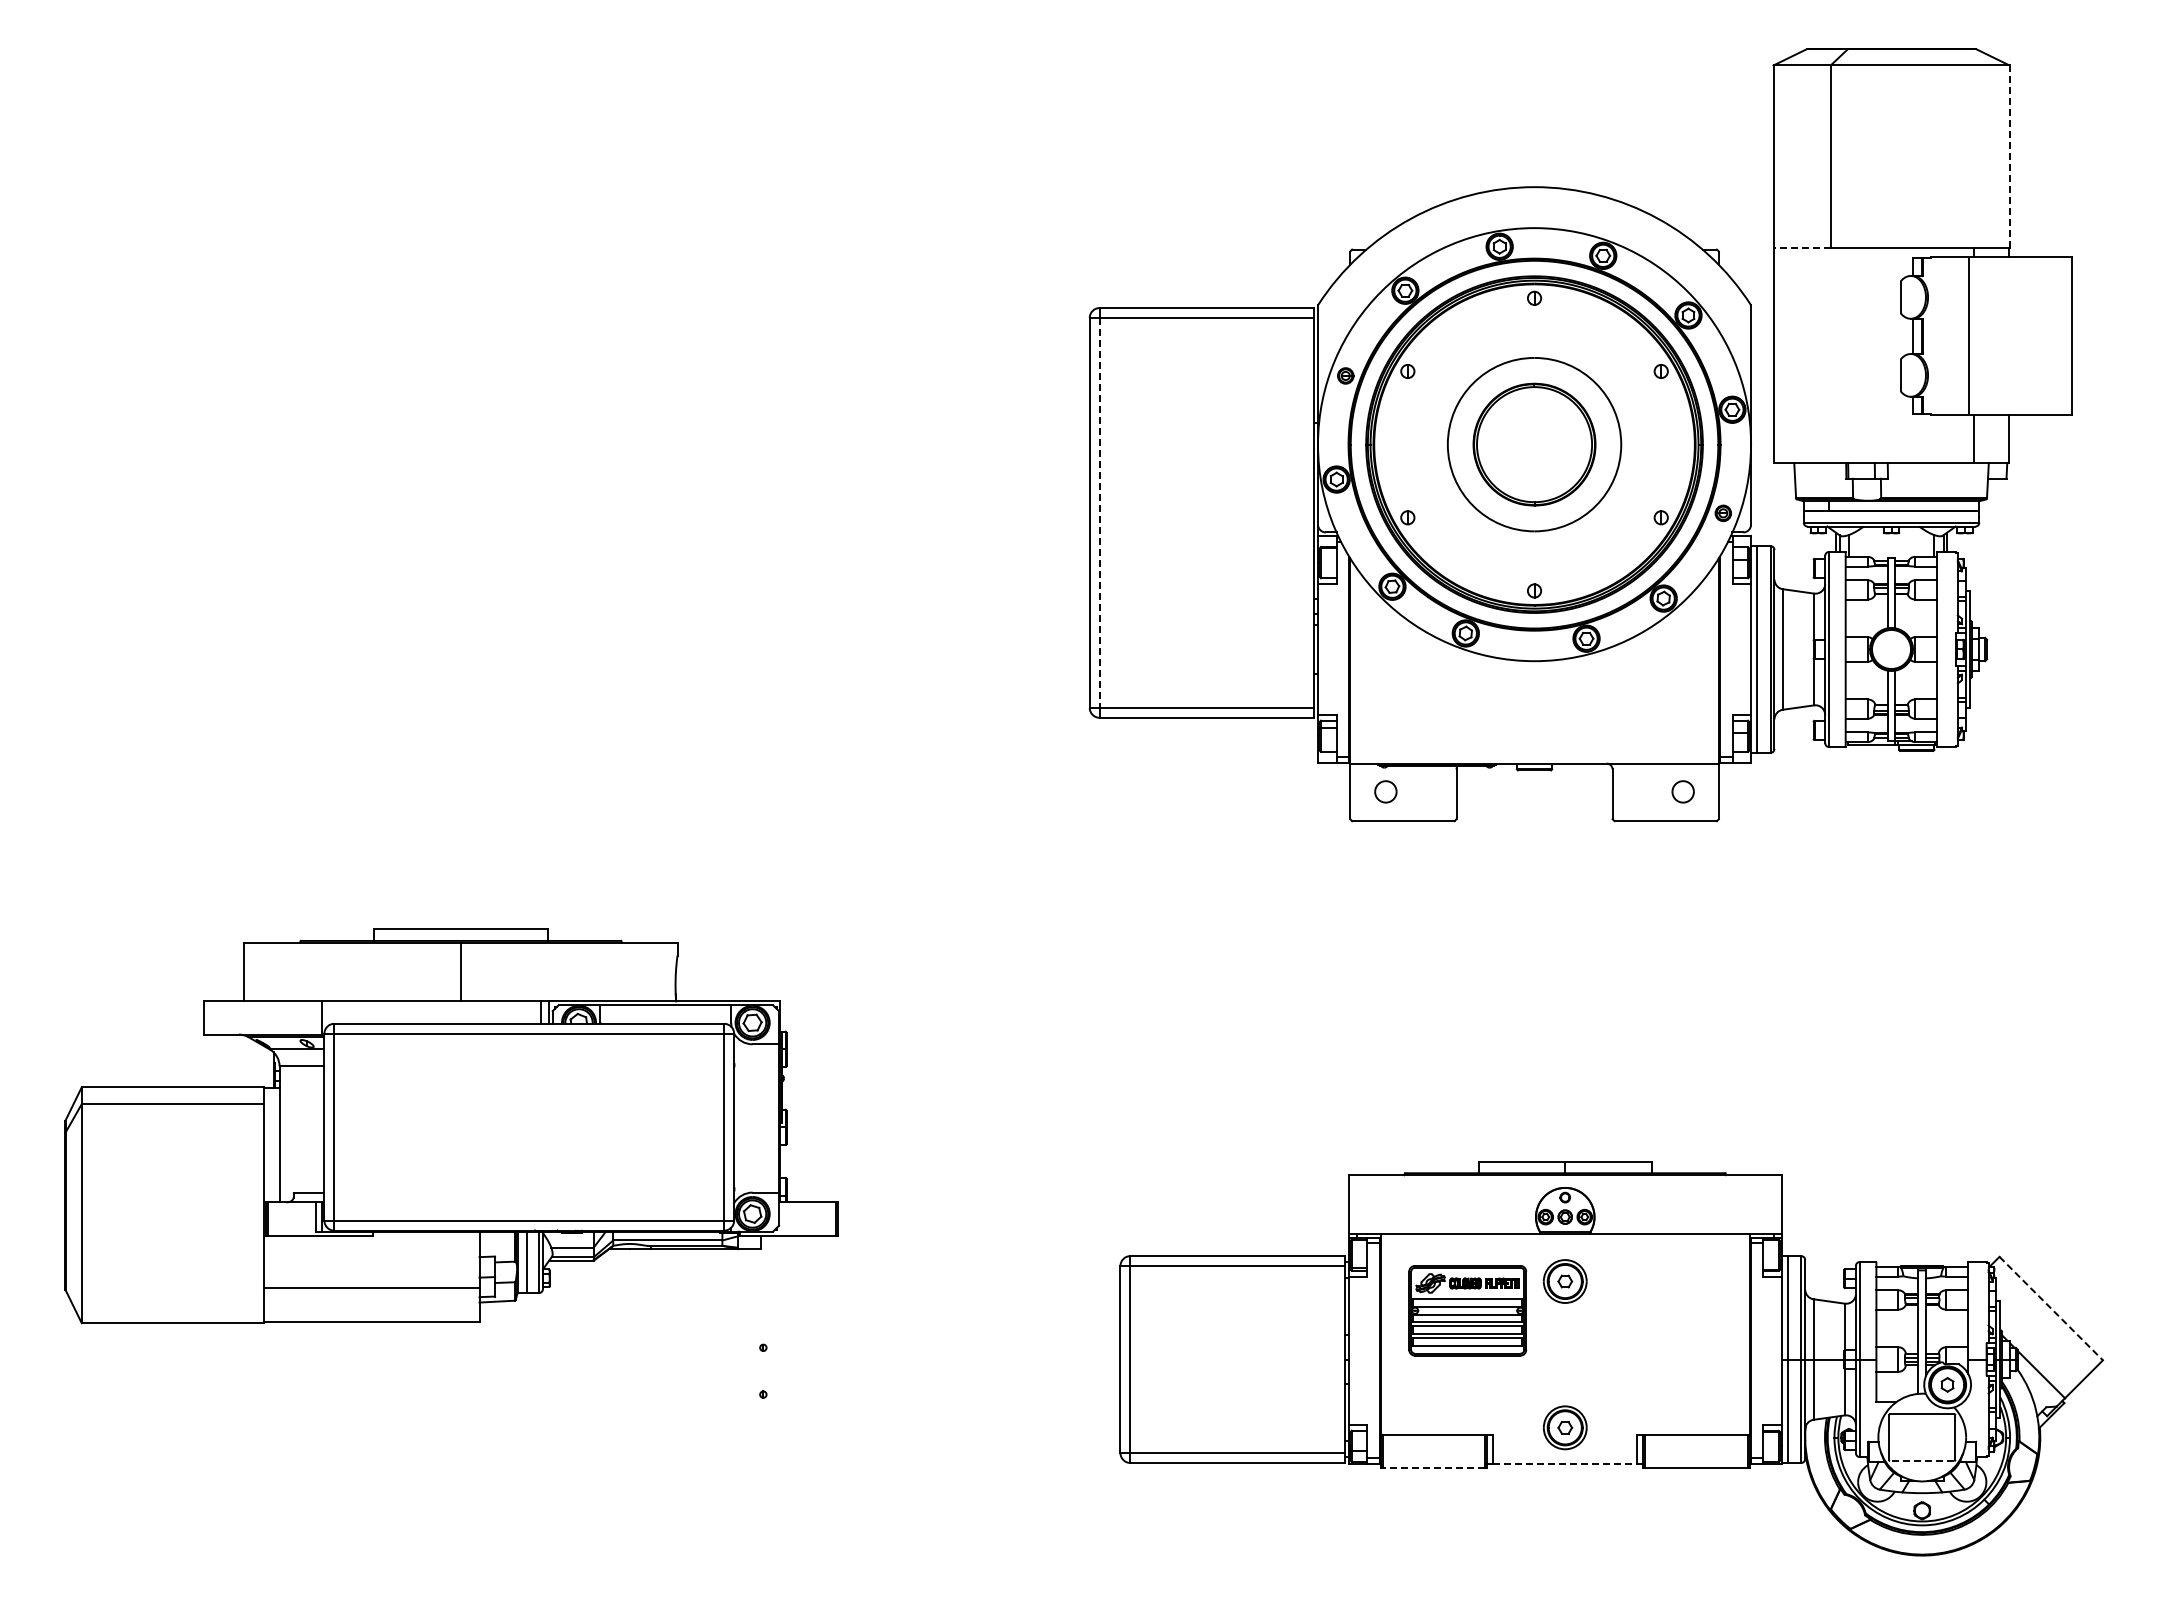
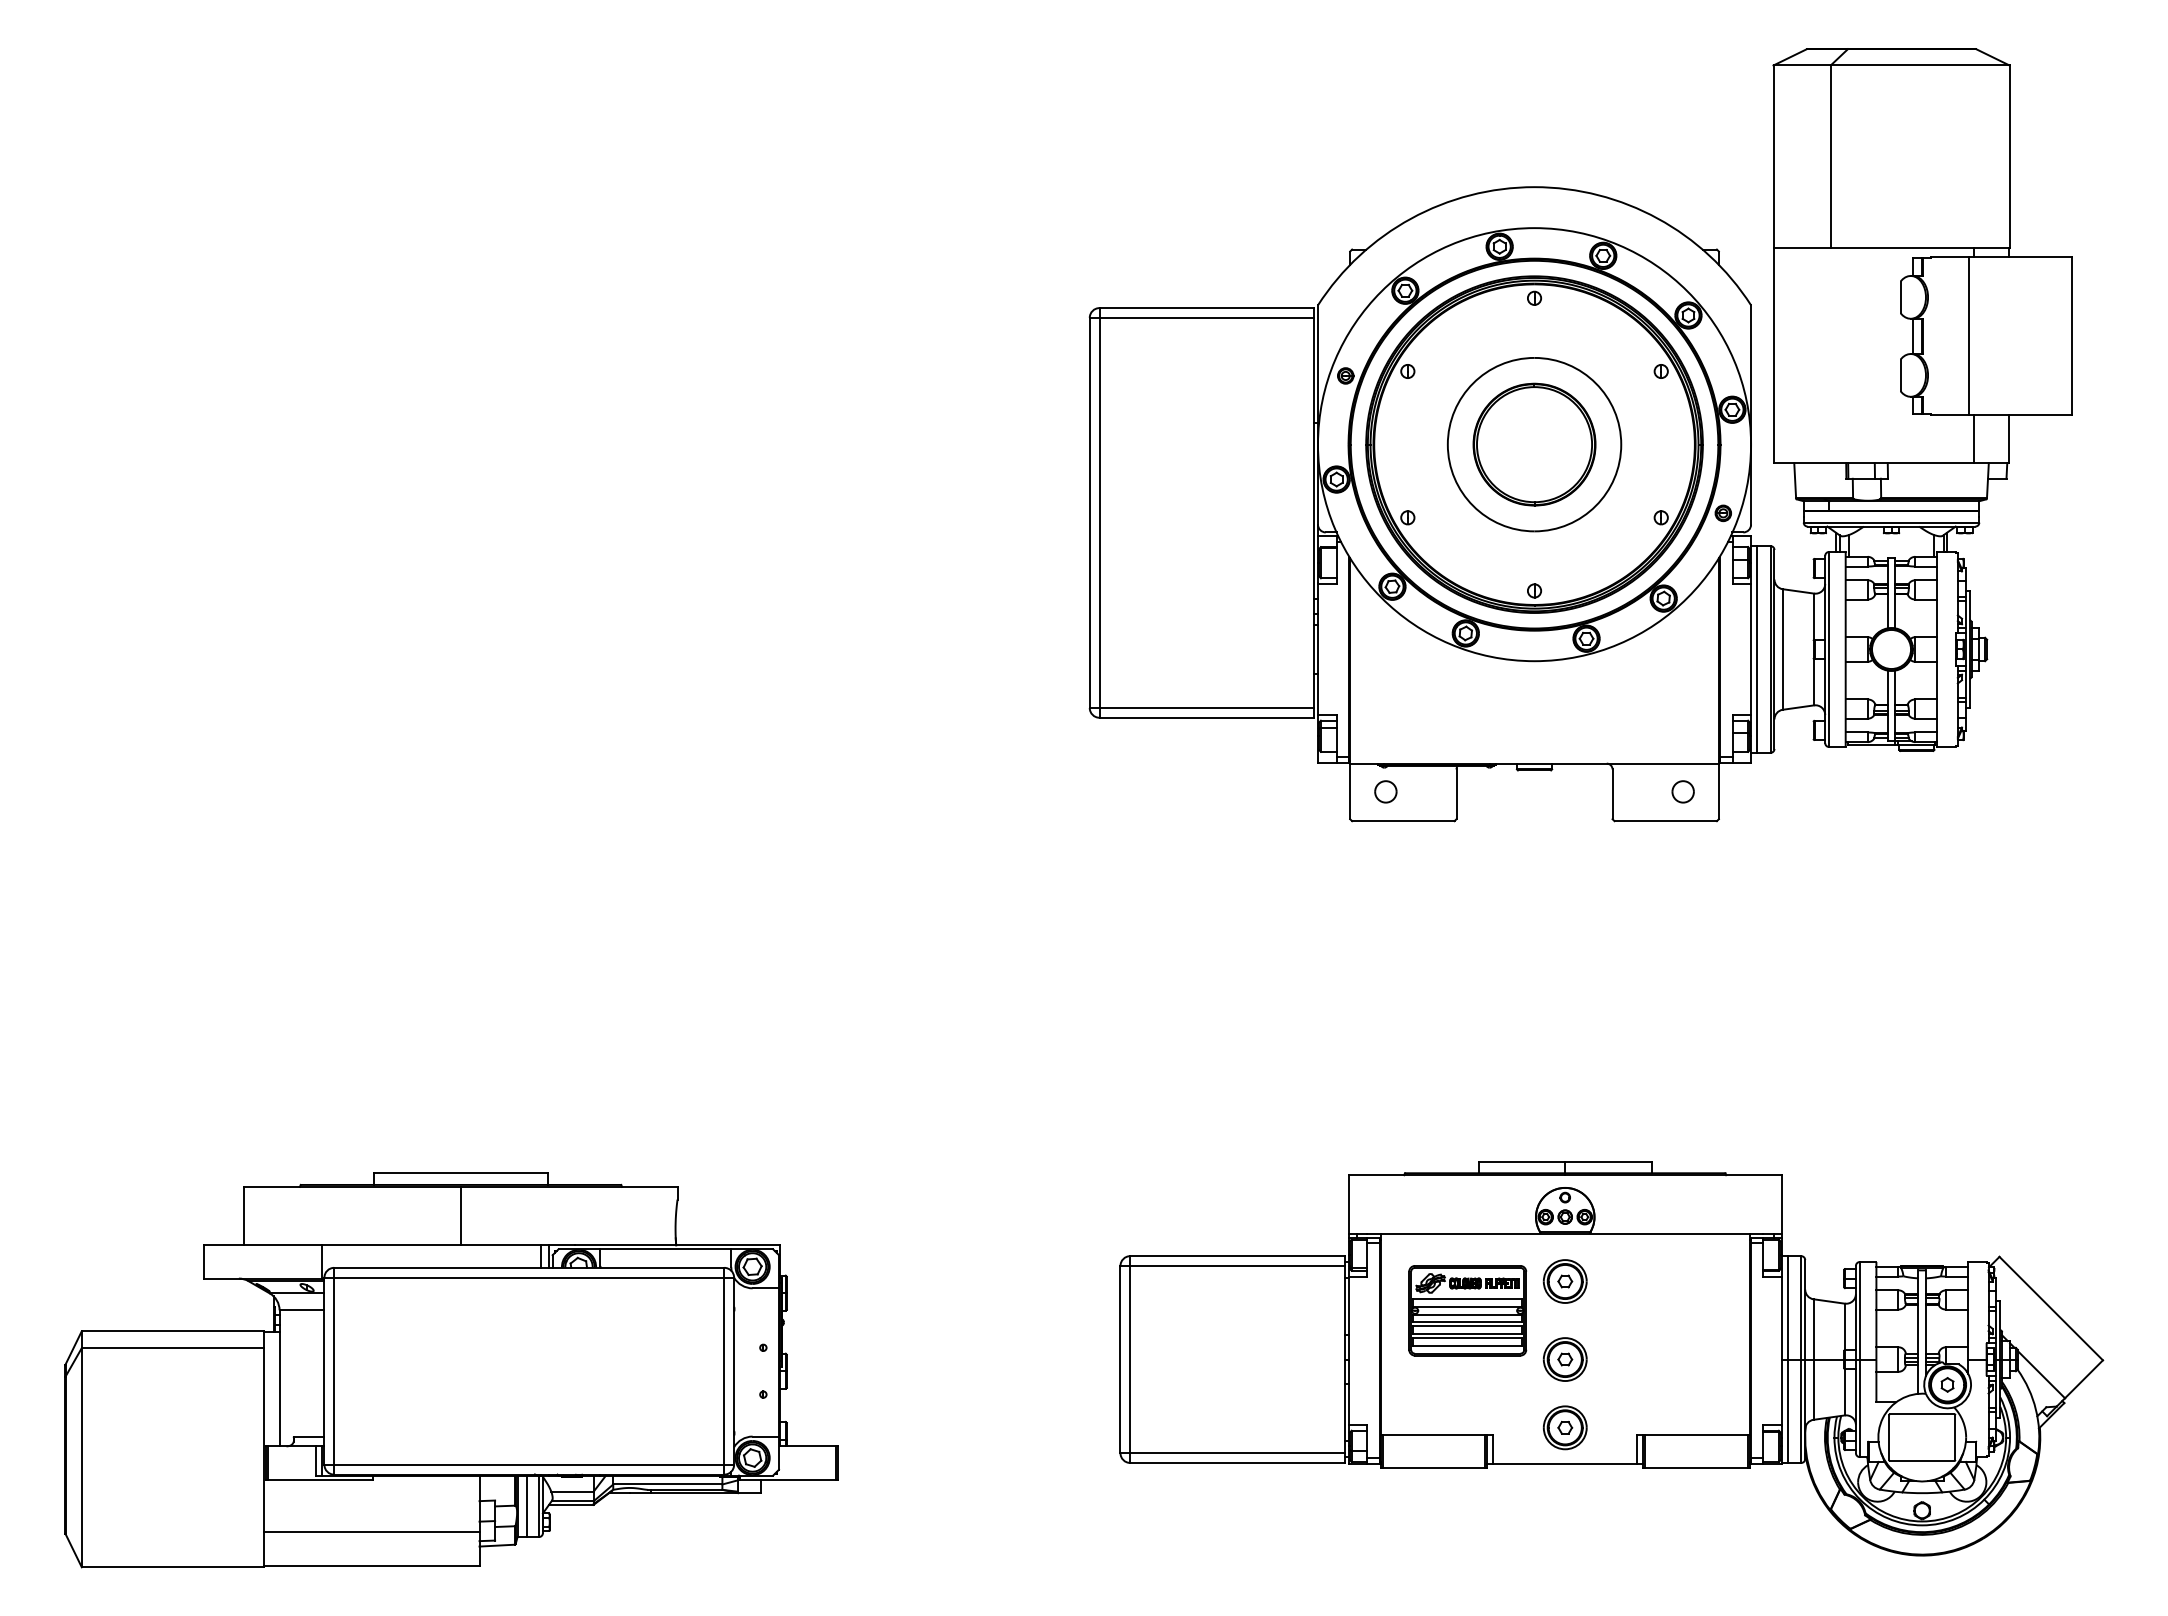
line: dashed -> solid (2009, 156)
line: dashed -> solid (1802, 247)
line: dashed -> solid (1099, 513)
part position: (451, 1126) -> (451, 1370) (451, 1370)
line: dashed -> solid (2051, 1308)
part: none -> present (1564, 1359)
line: dashed -> solid (1921, 1461)
line: dashed -> solid (1565, 1463)
line: dashed -> solid (1433, 1467)
